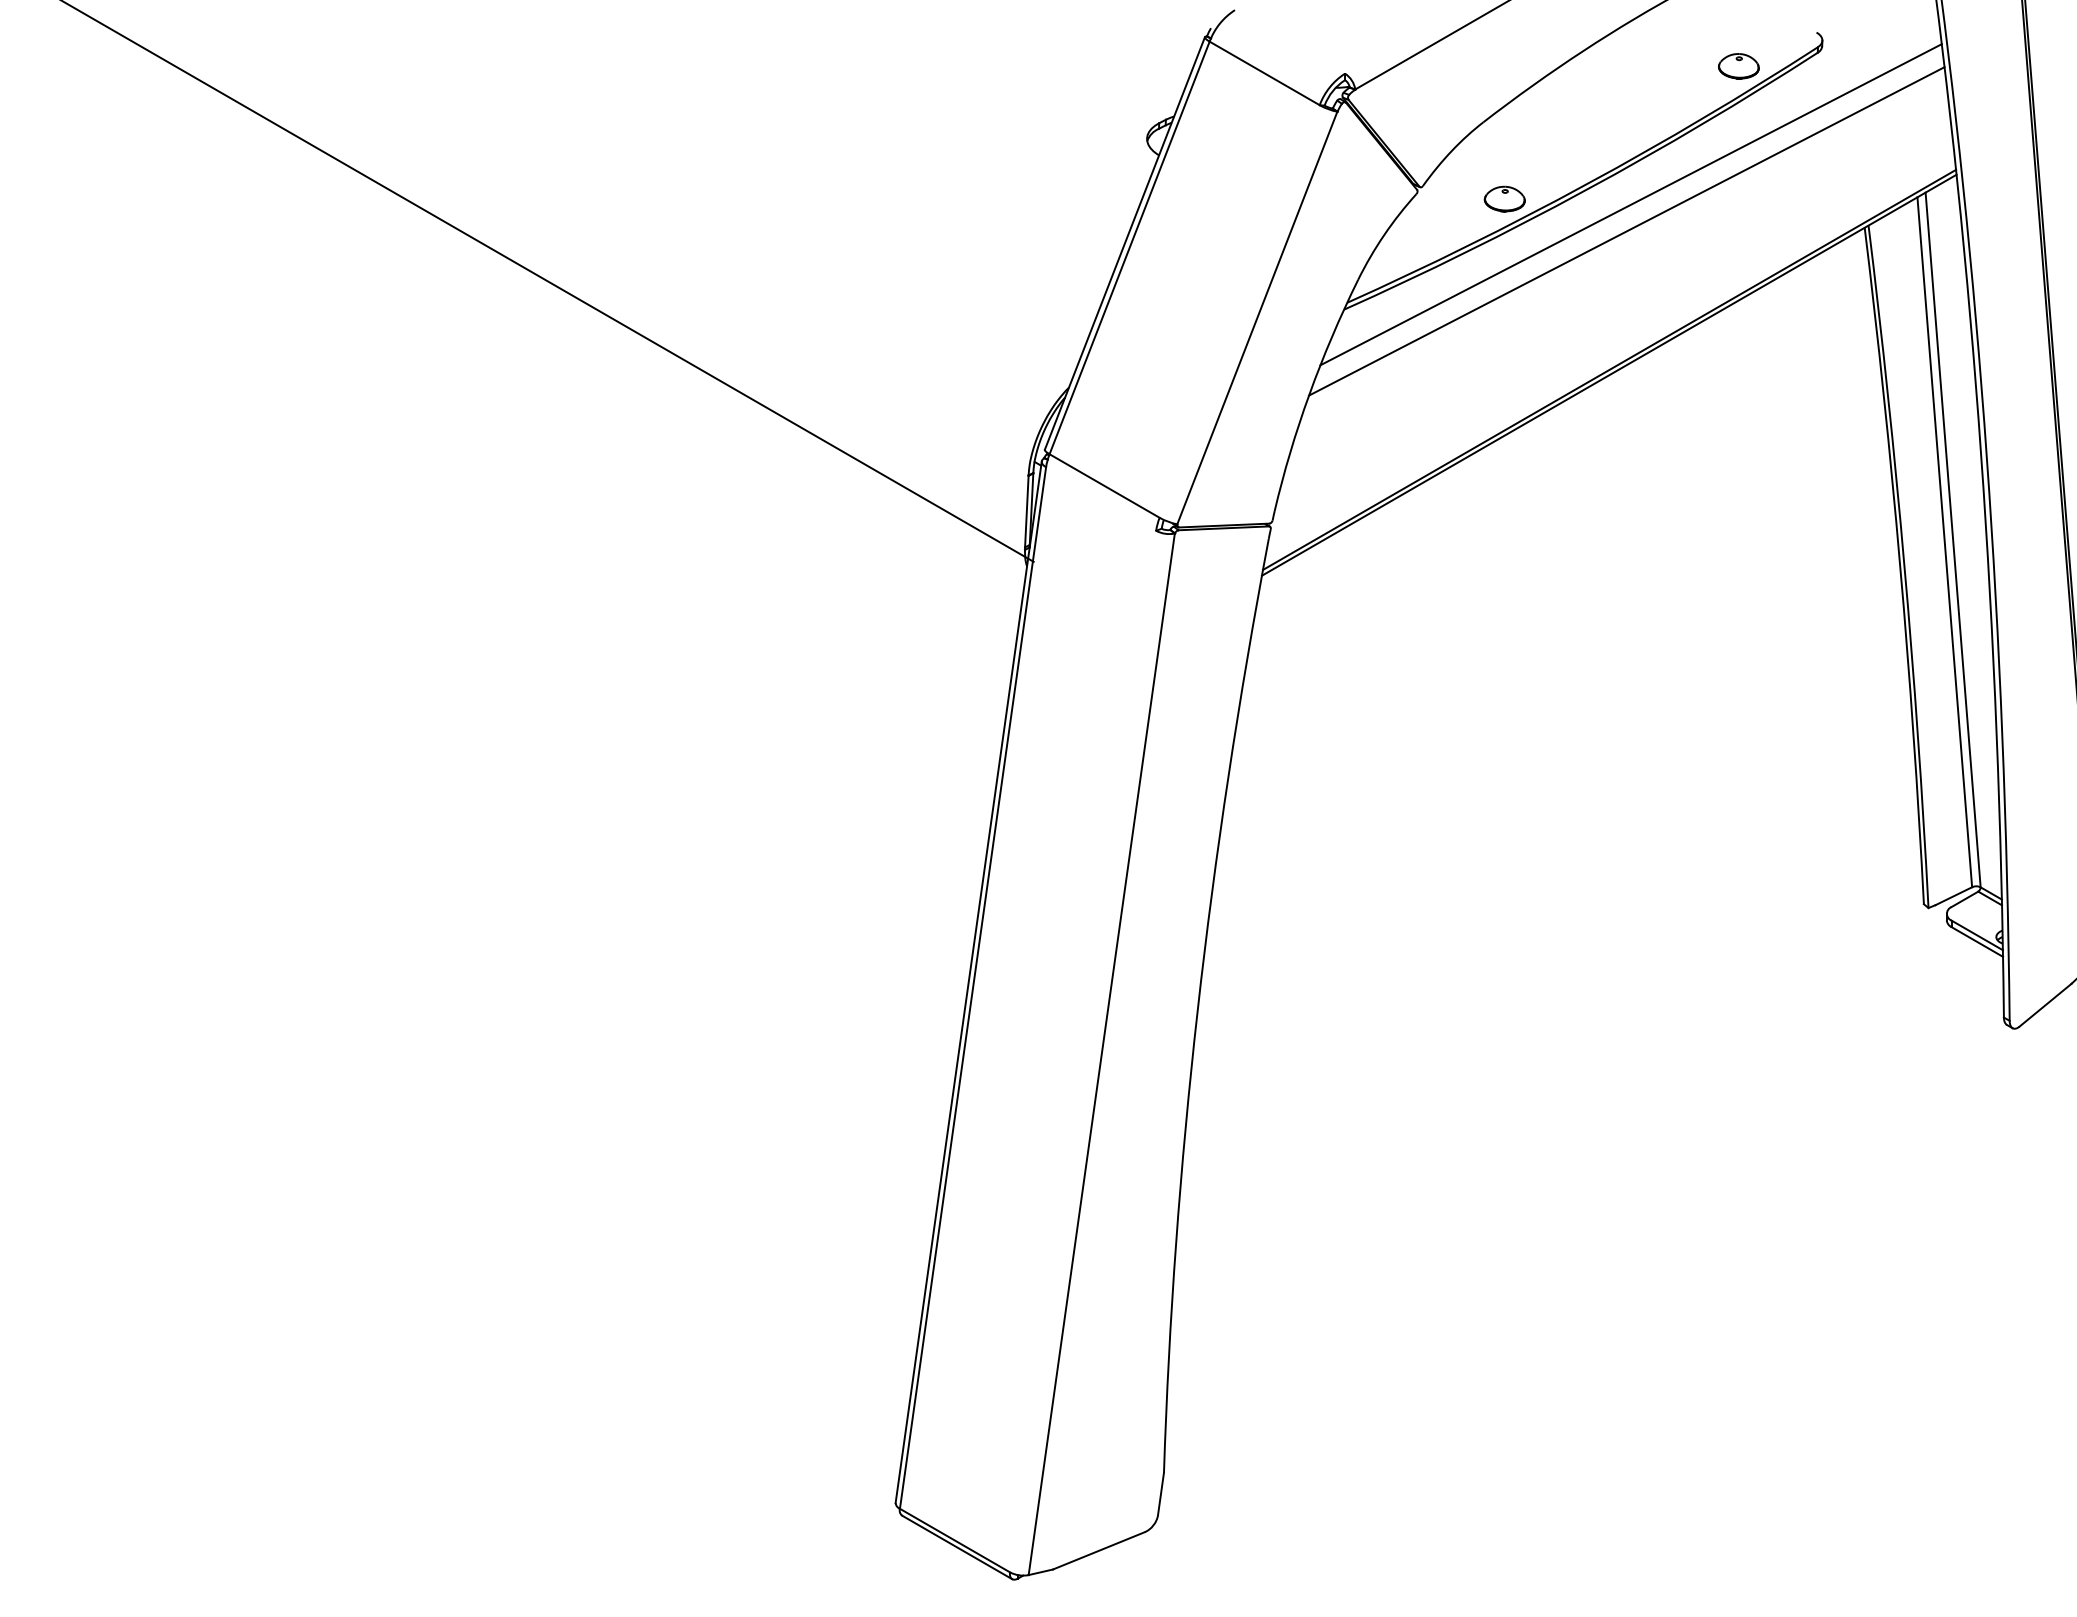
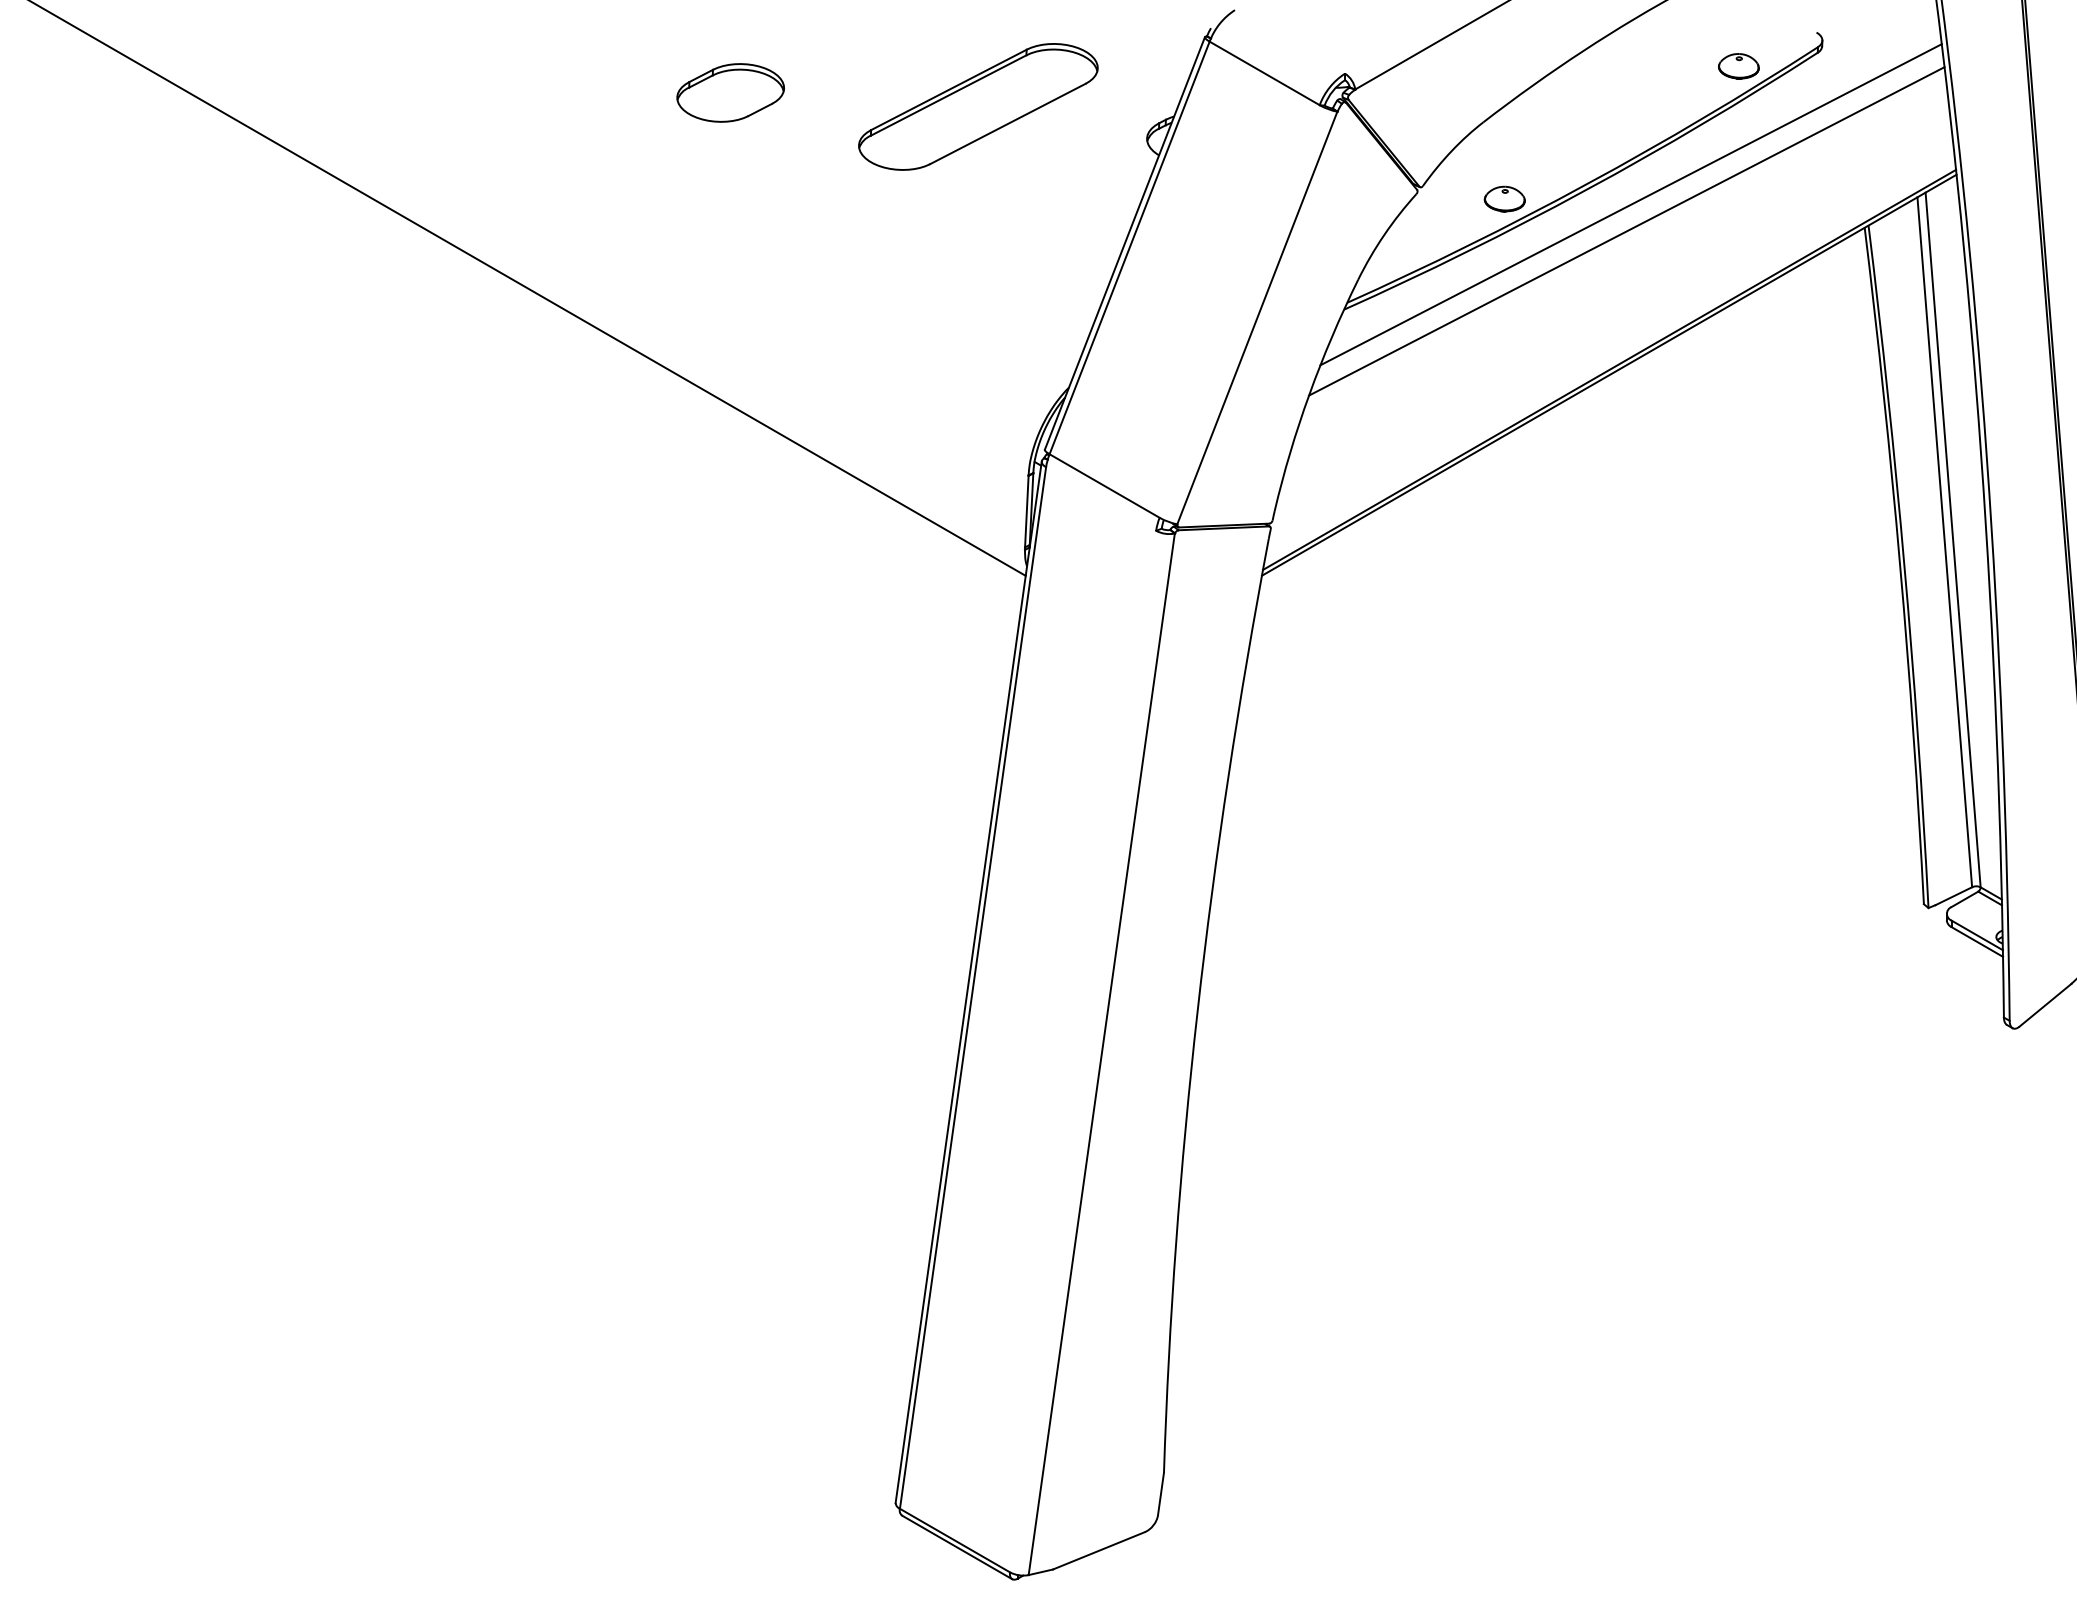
part: none -> present (730, 92)
part: none -> present (978, 106)
line position: (548, 281) -> (528, 288) (528, 288)
